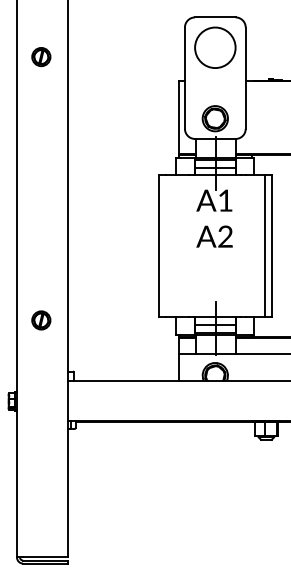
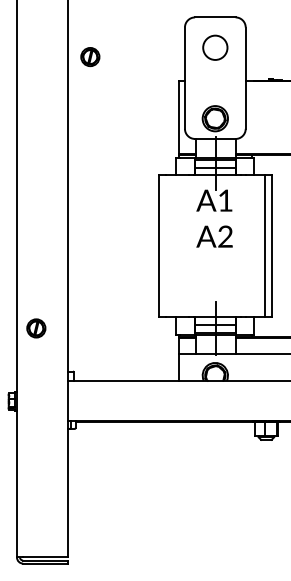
circle diameter: 41 px -> 24 px (215, 47)
part position: (41, 57) -> (90, 57) (90, 57)
part position: (41, 320) -> (36, 328) (36, 328)
